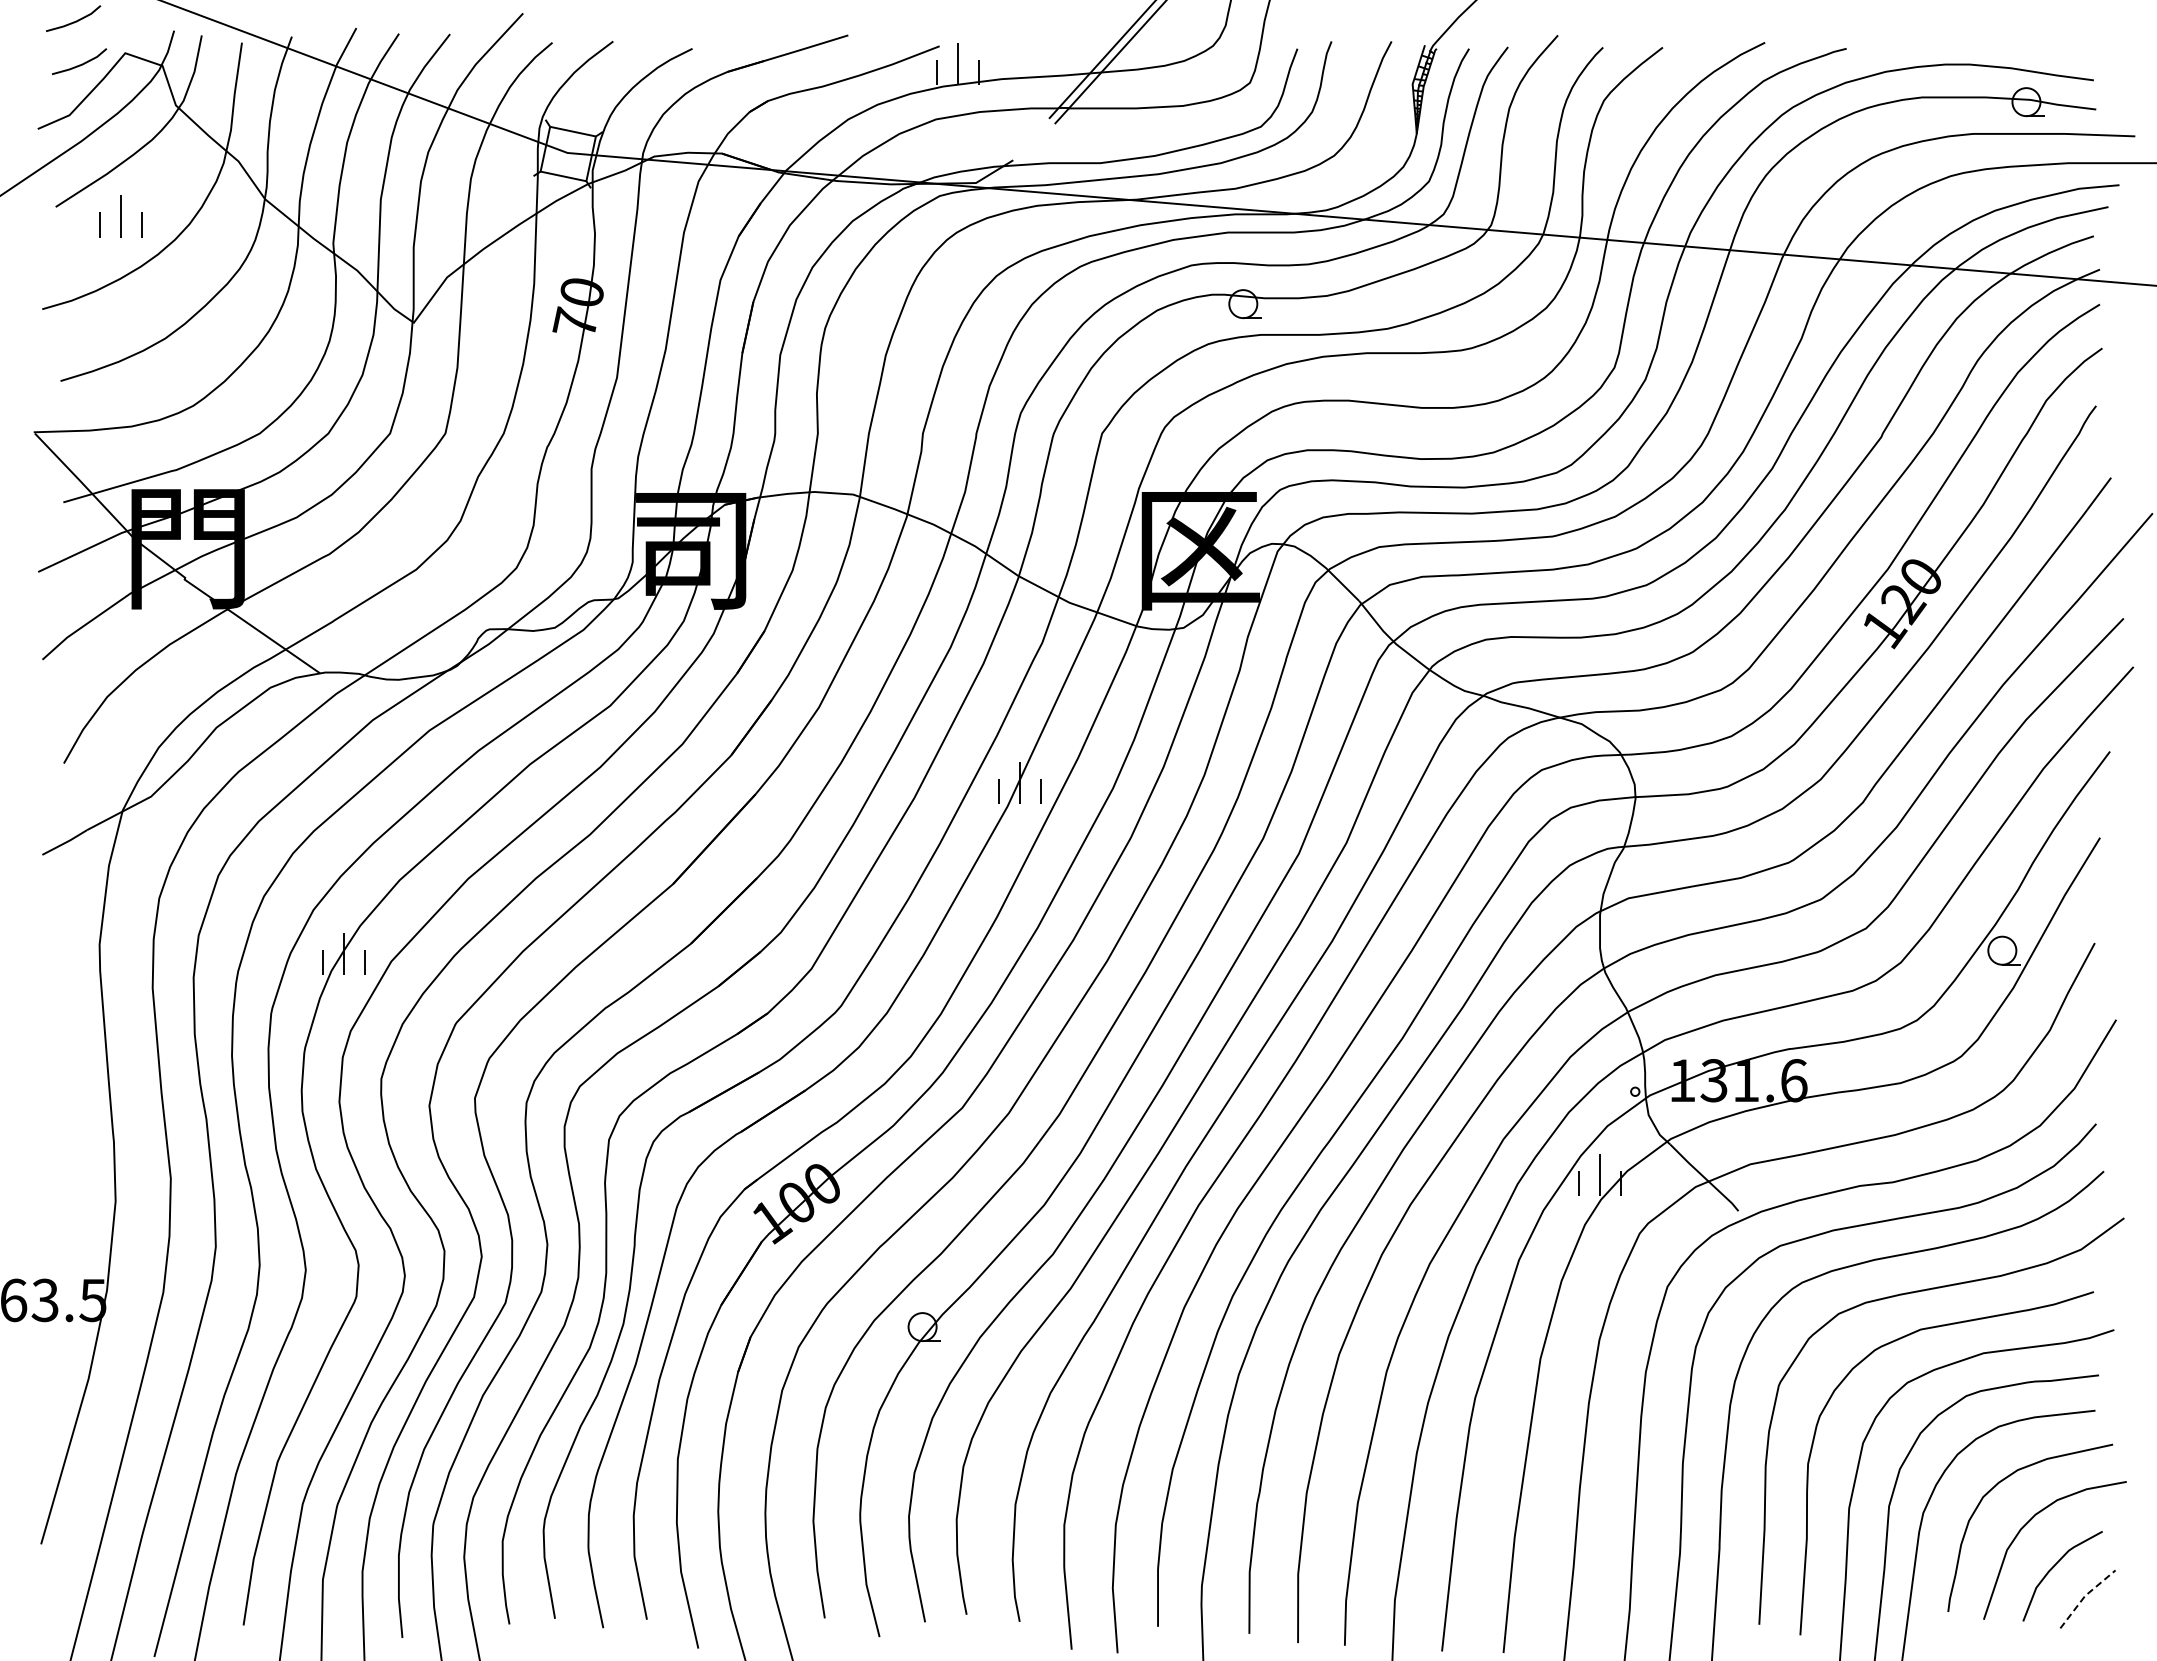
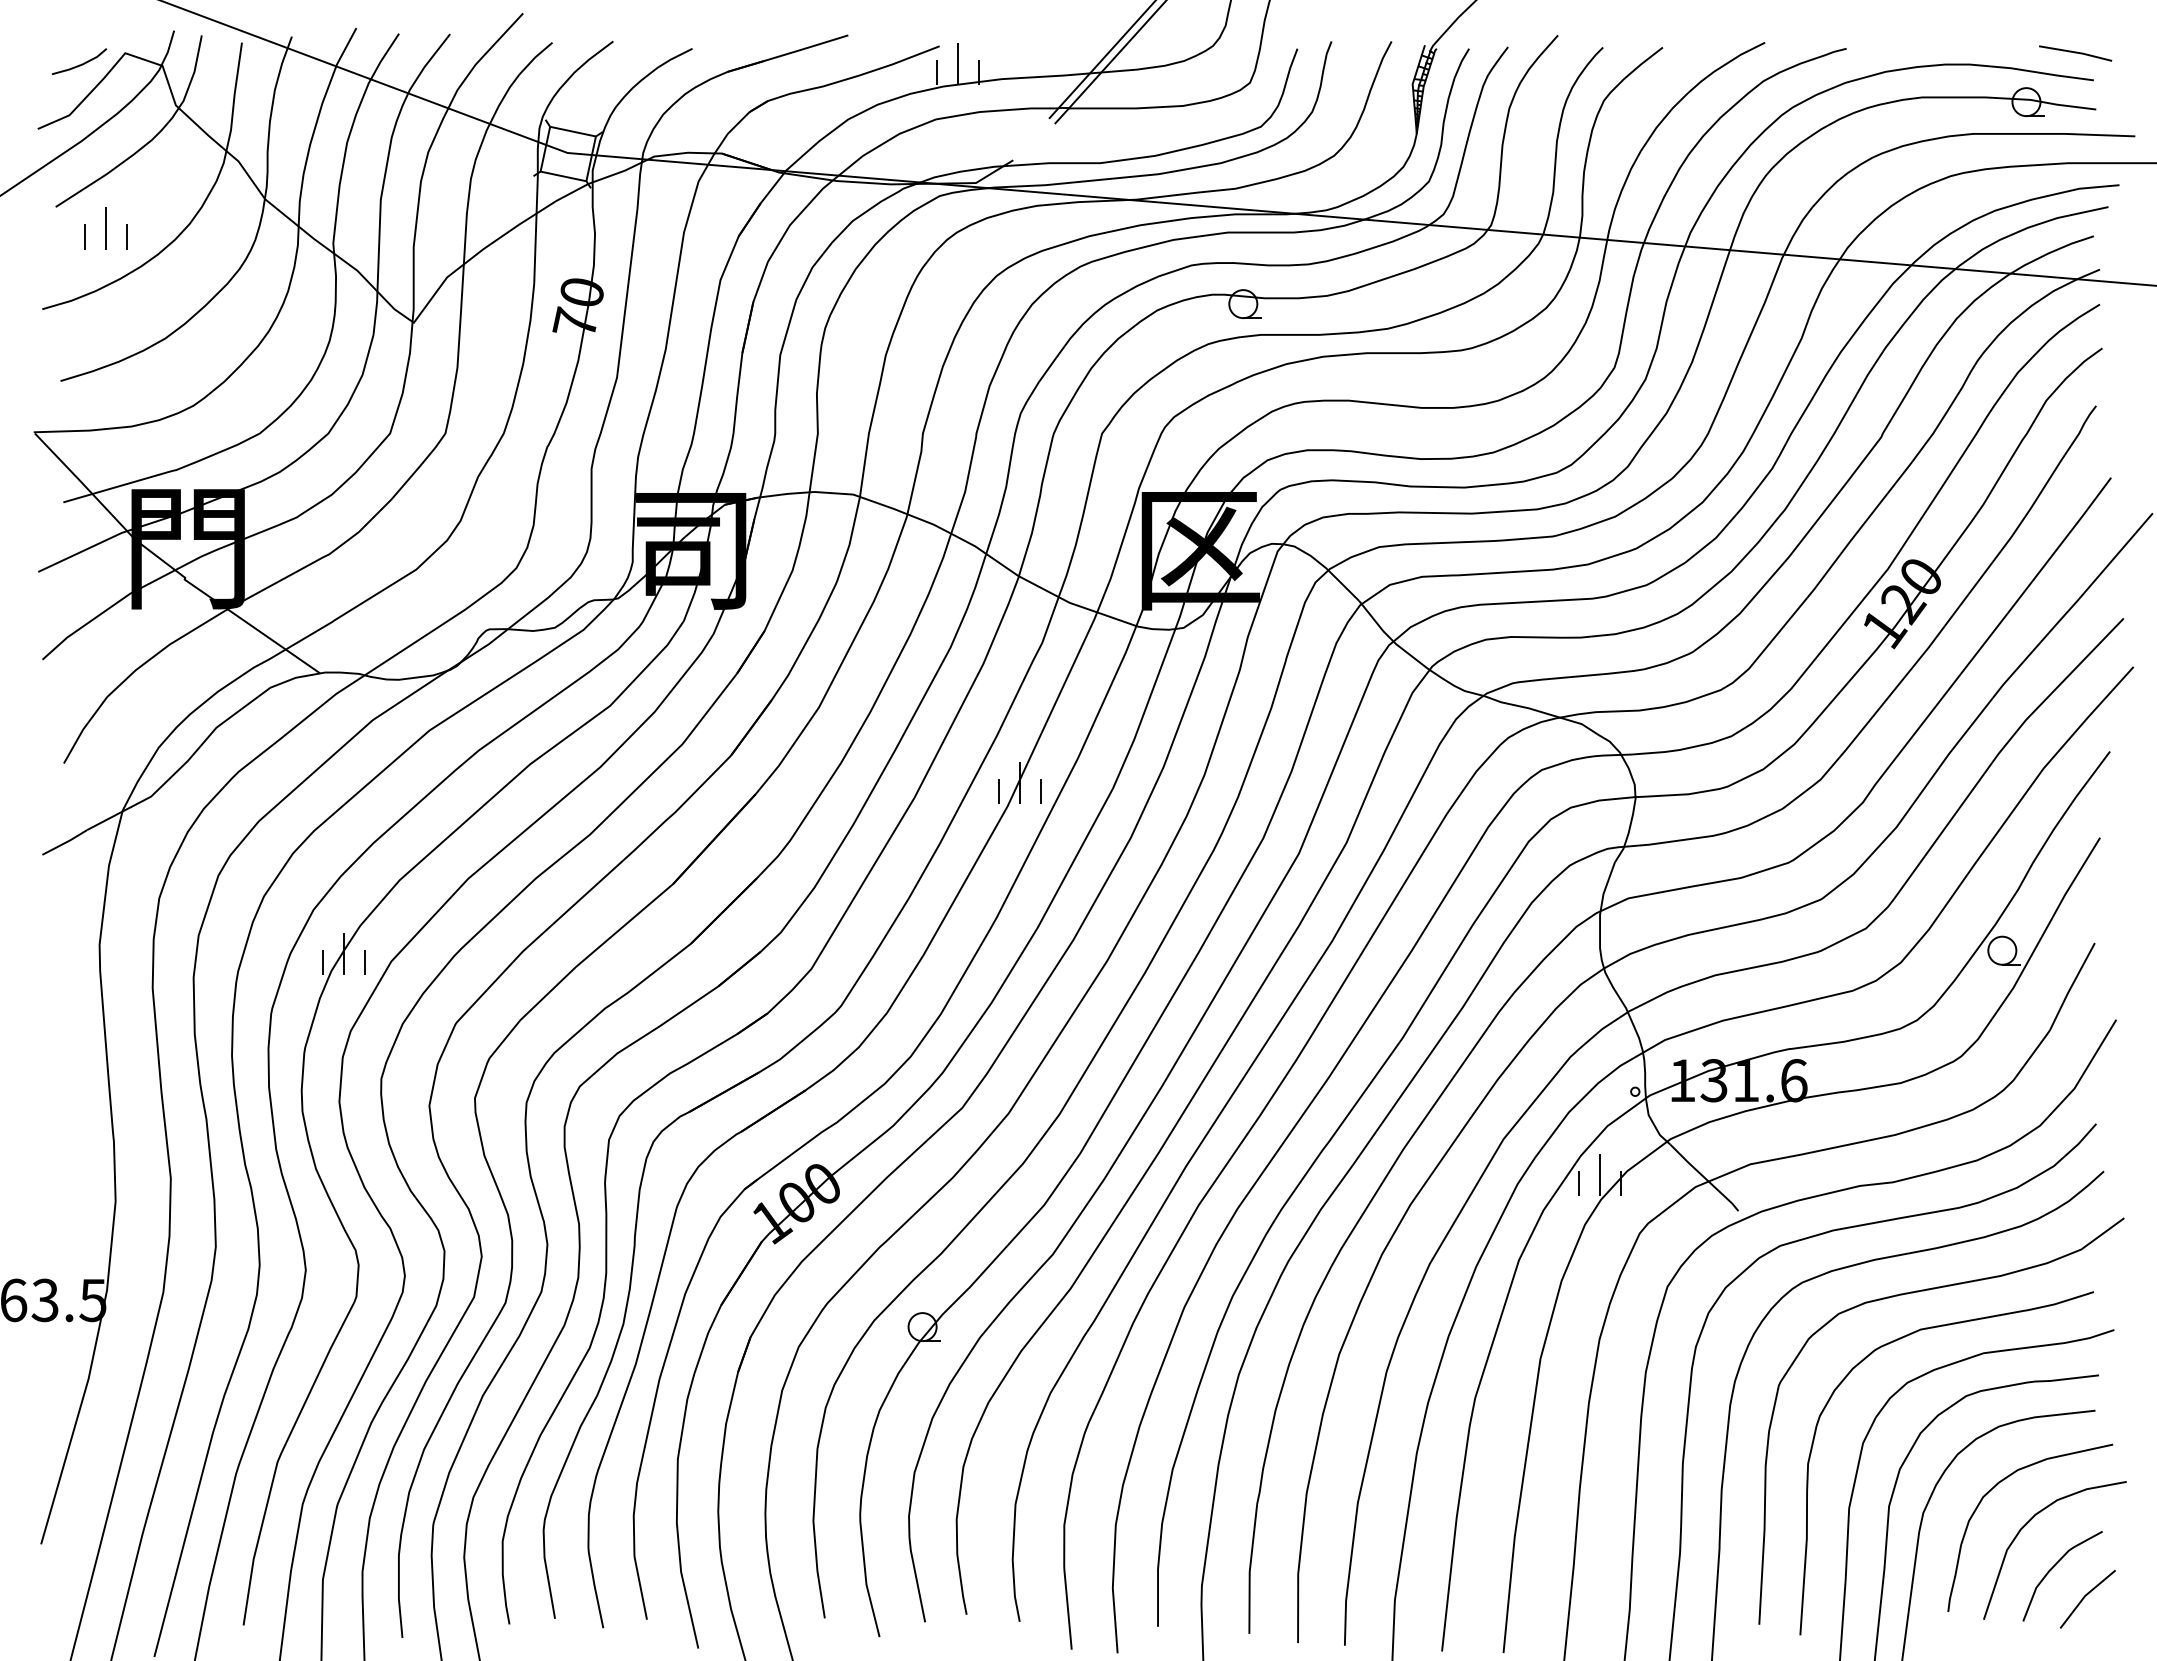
line: present -> none (75, 20)
line: none -> present (2075, 53)
part position: (120, 216) -> (105, 228) (105, 228)
line: dashed -> solid (2085, 1595)
